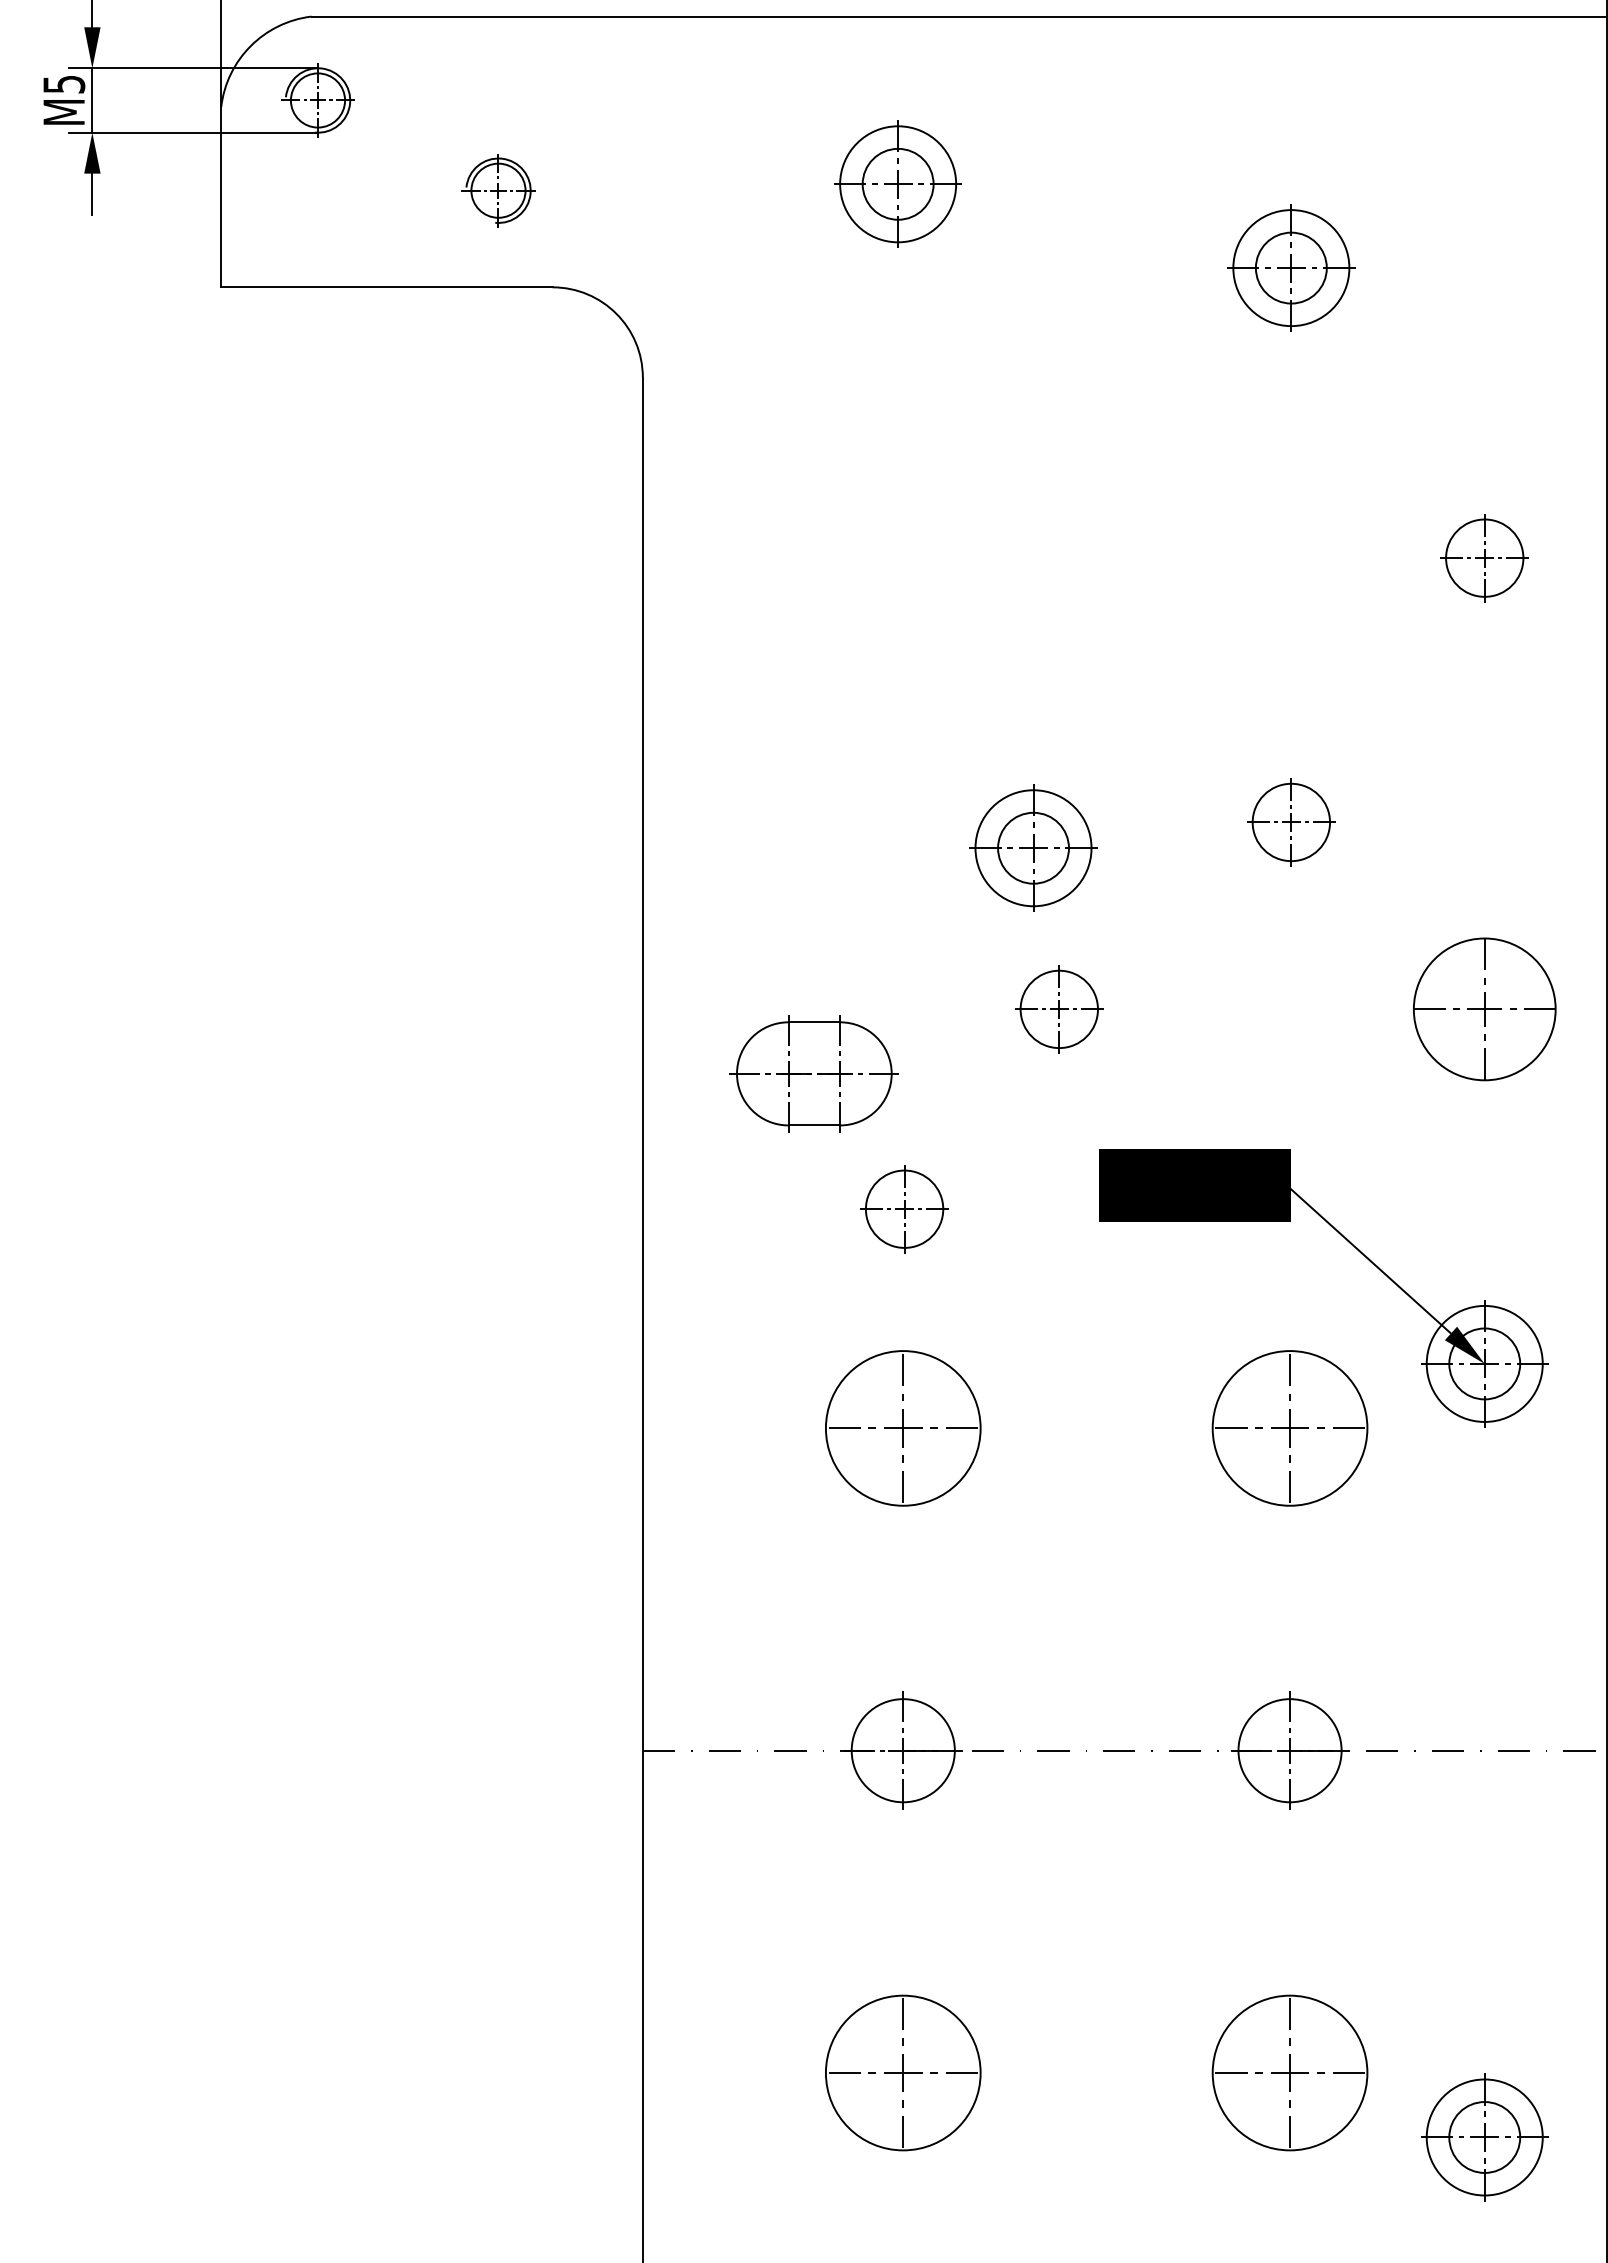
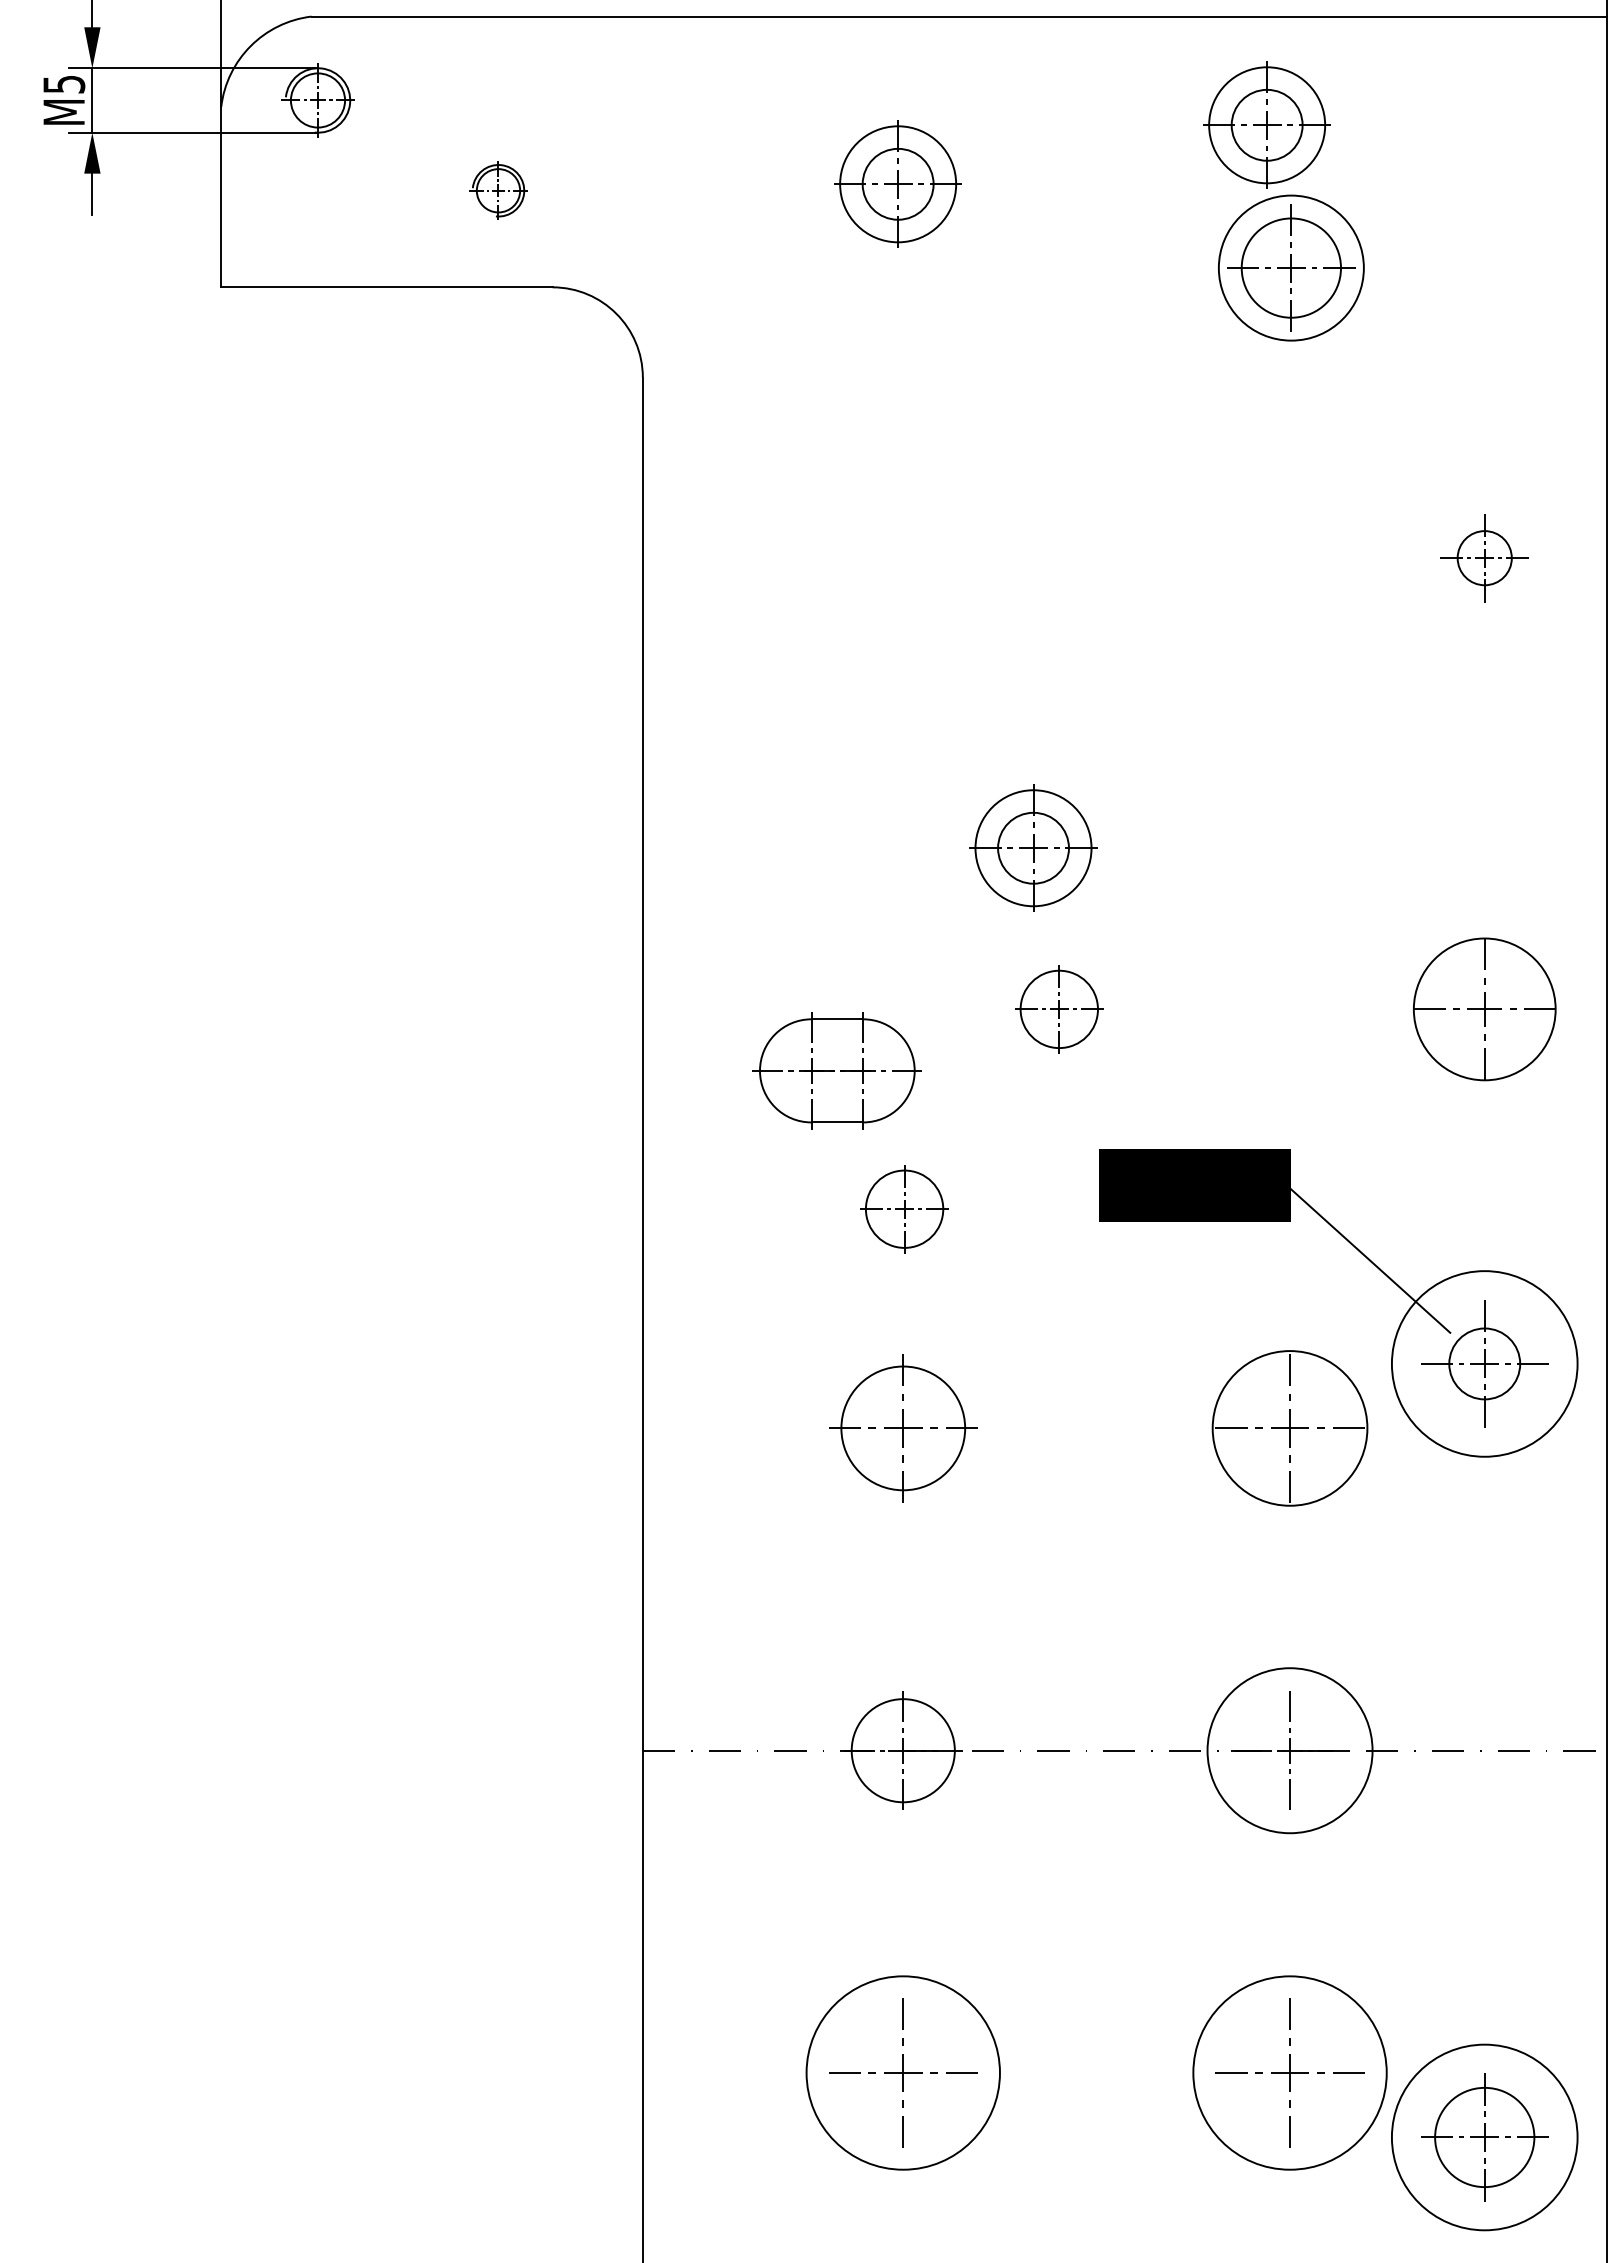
part: none -> present (1266, 124)
part size: 75x74 px -> 59x59 px (498, 190)
circle diameter: 71 px -> 99 px (1291, 267)
circle diameter: 116 px -> 145 px (1290, 267)
circle diameter: 77 px -> 54 px (1484, 558)
part: present -> none (1291, 822)
part position: (813, 1073) -> (836, 1070) (836, 1070)
fill: present -> none (1464, 1344)
circle diameter: 116 px -> 186 px (1484, 1363)
circle diameter: 155 px -> 124 px (903, 1428)
circle diameter: 103 px -> 165 px (1289, 1750)
circle diameter: 155 px -> 193 px (902, 2072)
circle diameter: 155 px -> 193 px (1289, 2072)
circle diameter: 116 px -> 186 px (1484, 2137)
circle diameter: 71 px -> 99 px (1484, 2137)
